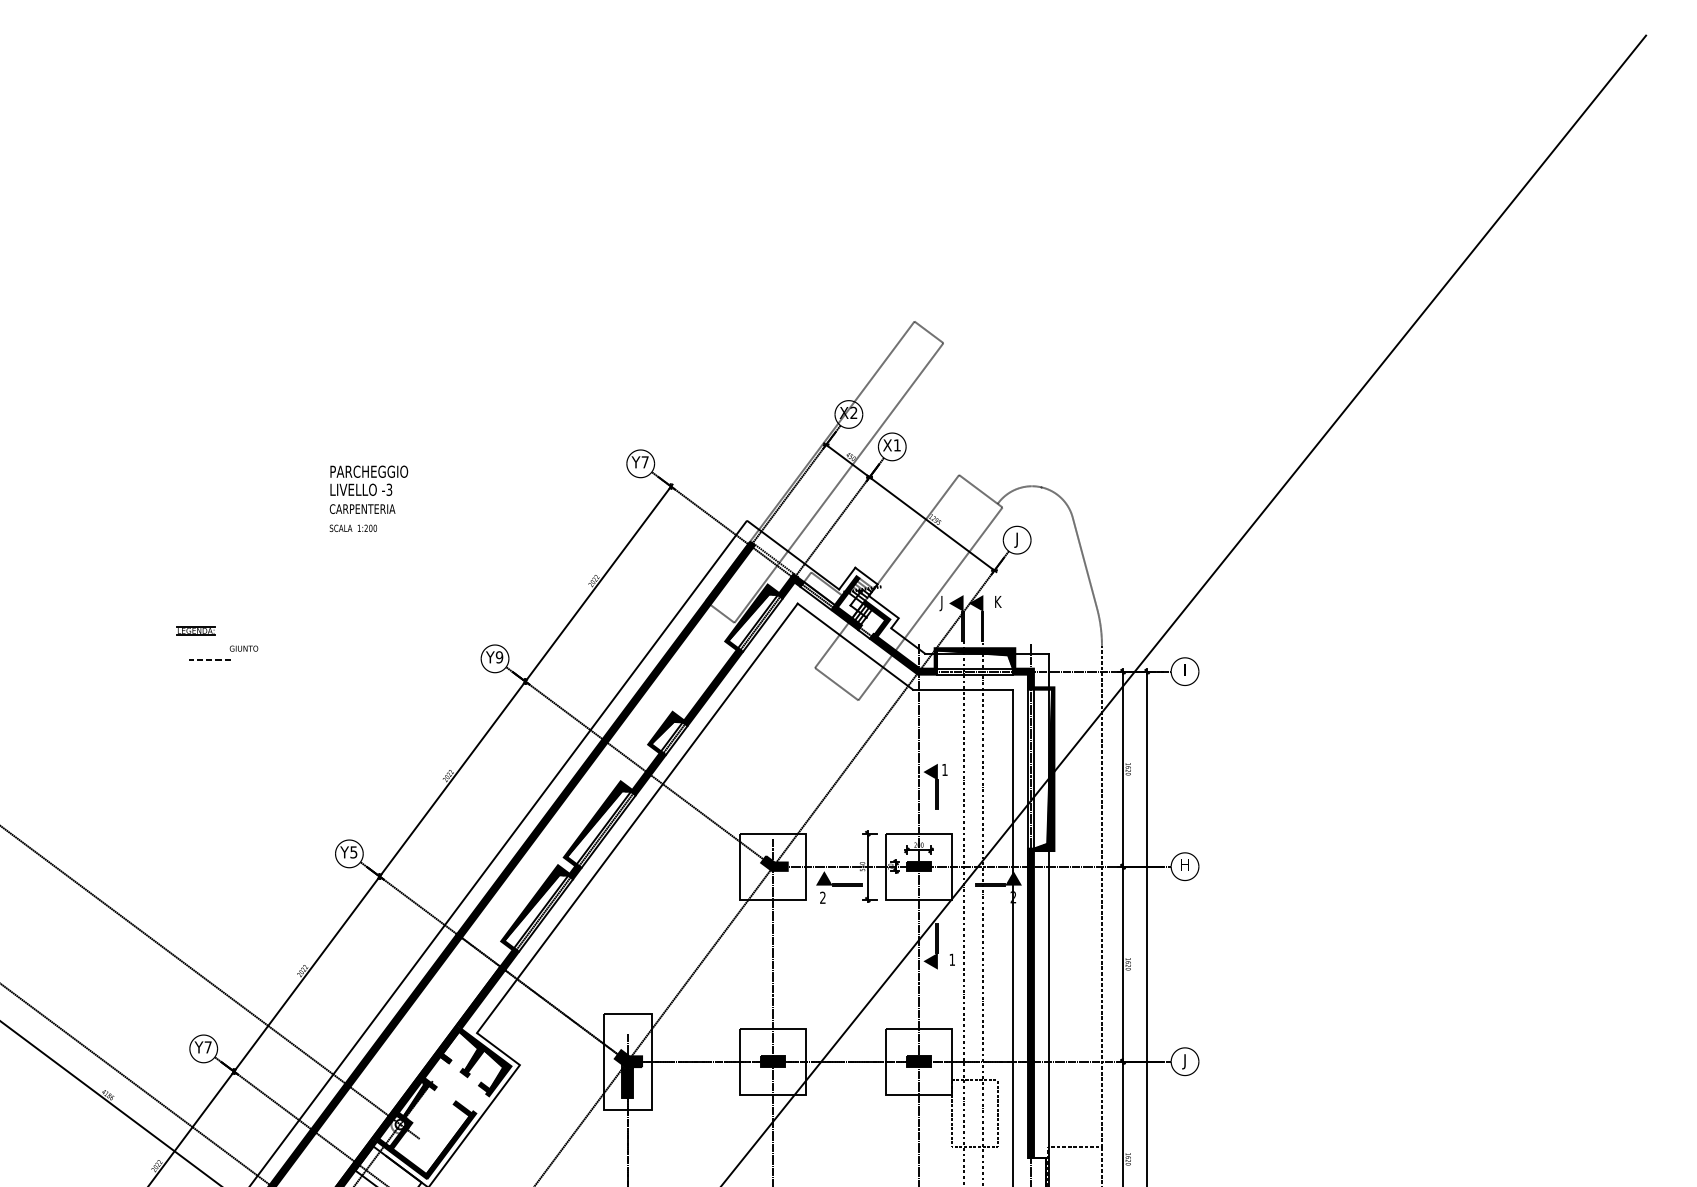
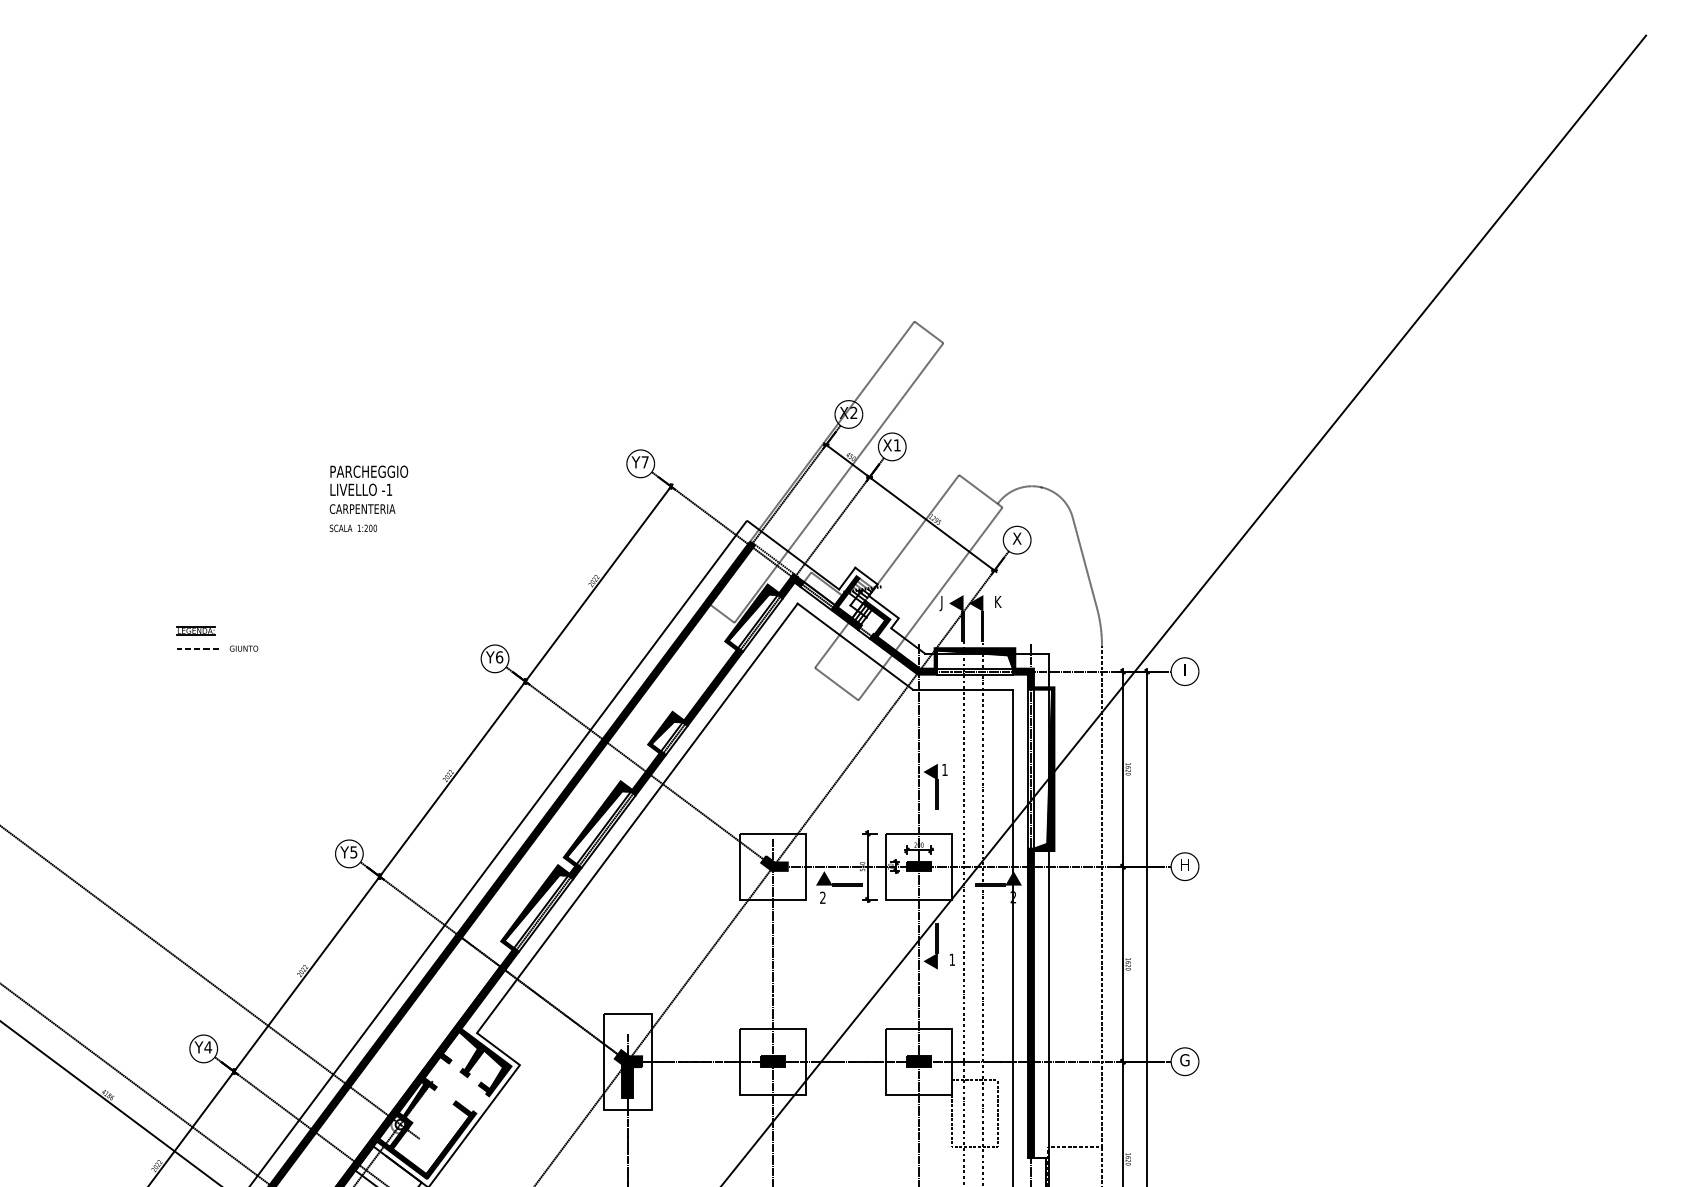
text: -3 -> -1 (389, 489)
text: J -> X (1016, 539)
text: Y9 -> Y6 (499, 657)
line position: (209, 659) -> (197, 648) (197, 648)
text: Y7 -> Y4 (208, 1047)
text: J -> G (1184, 1061)
